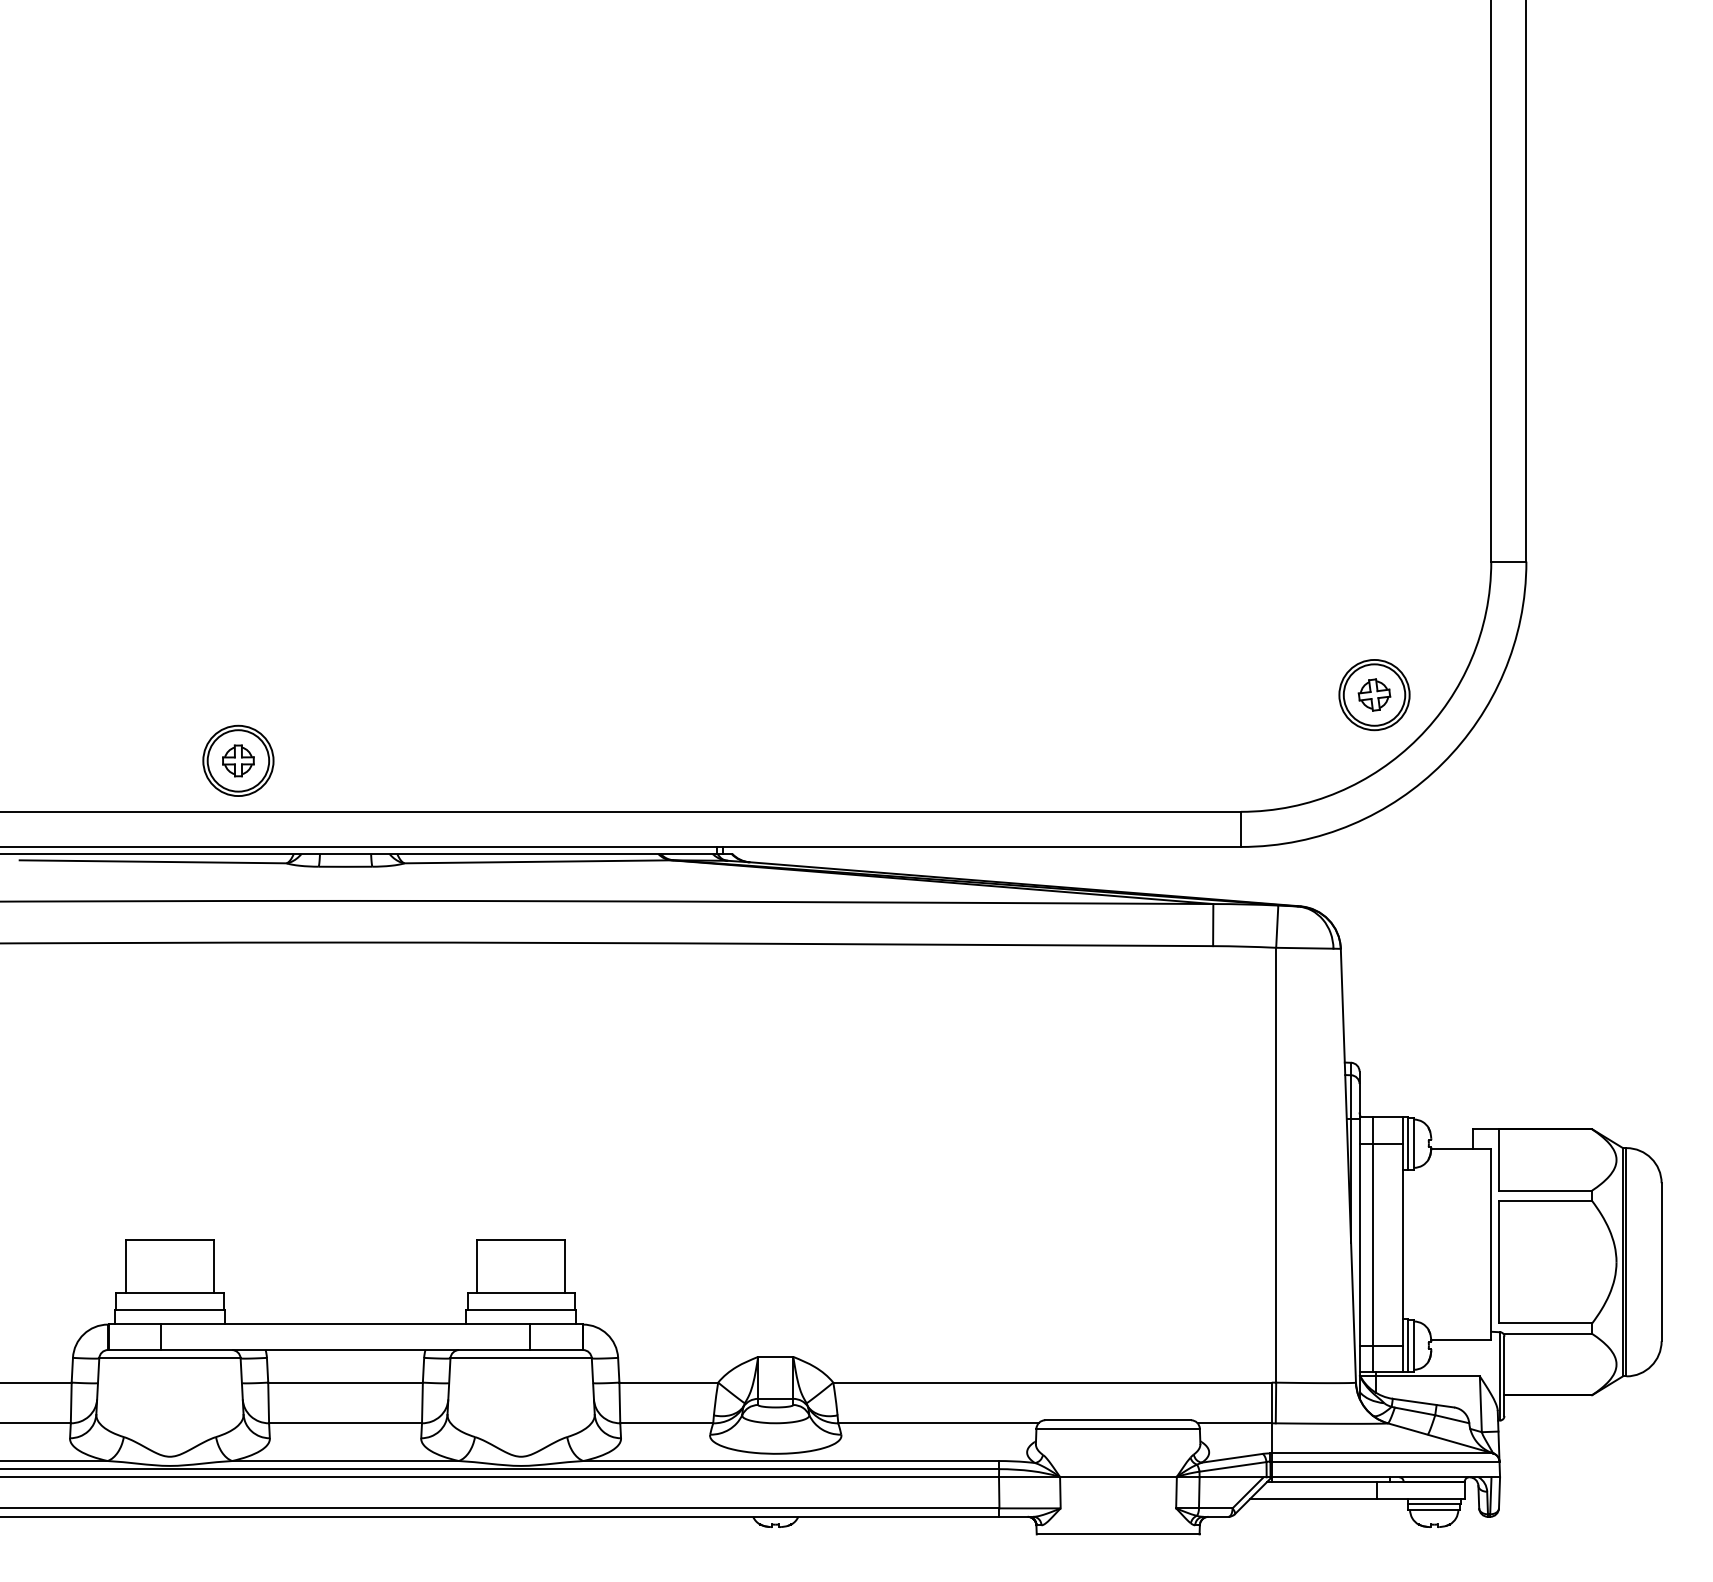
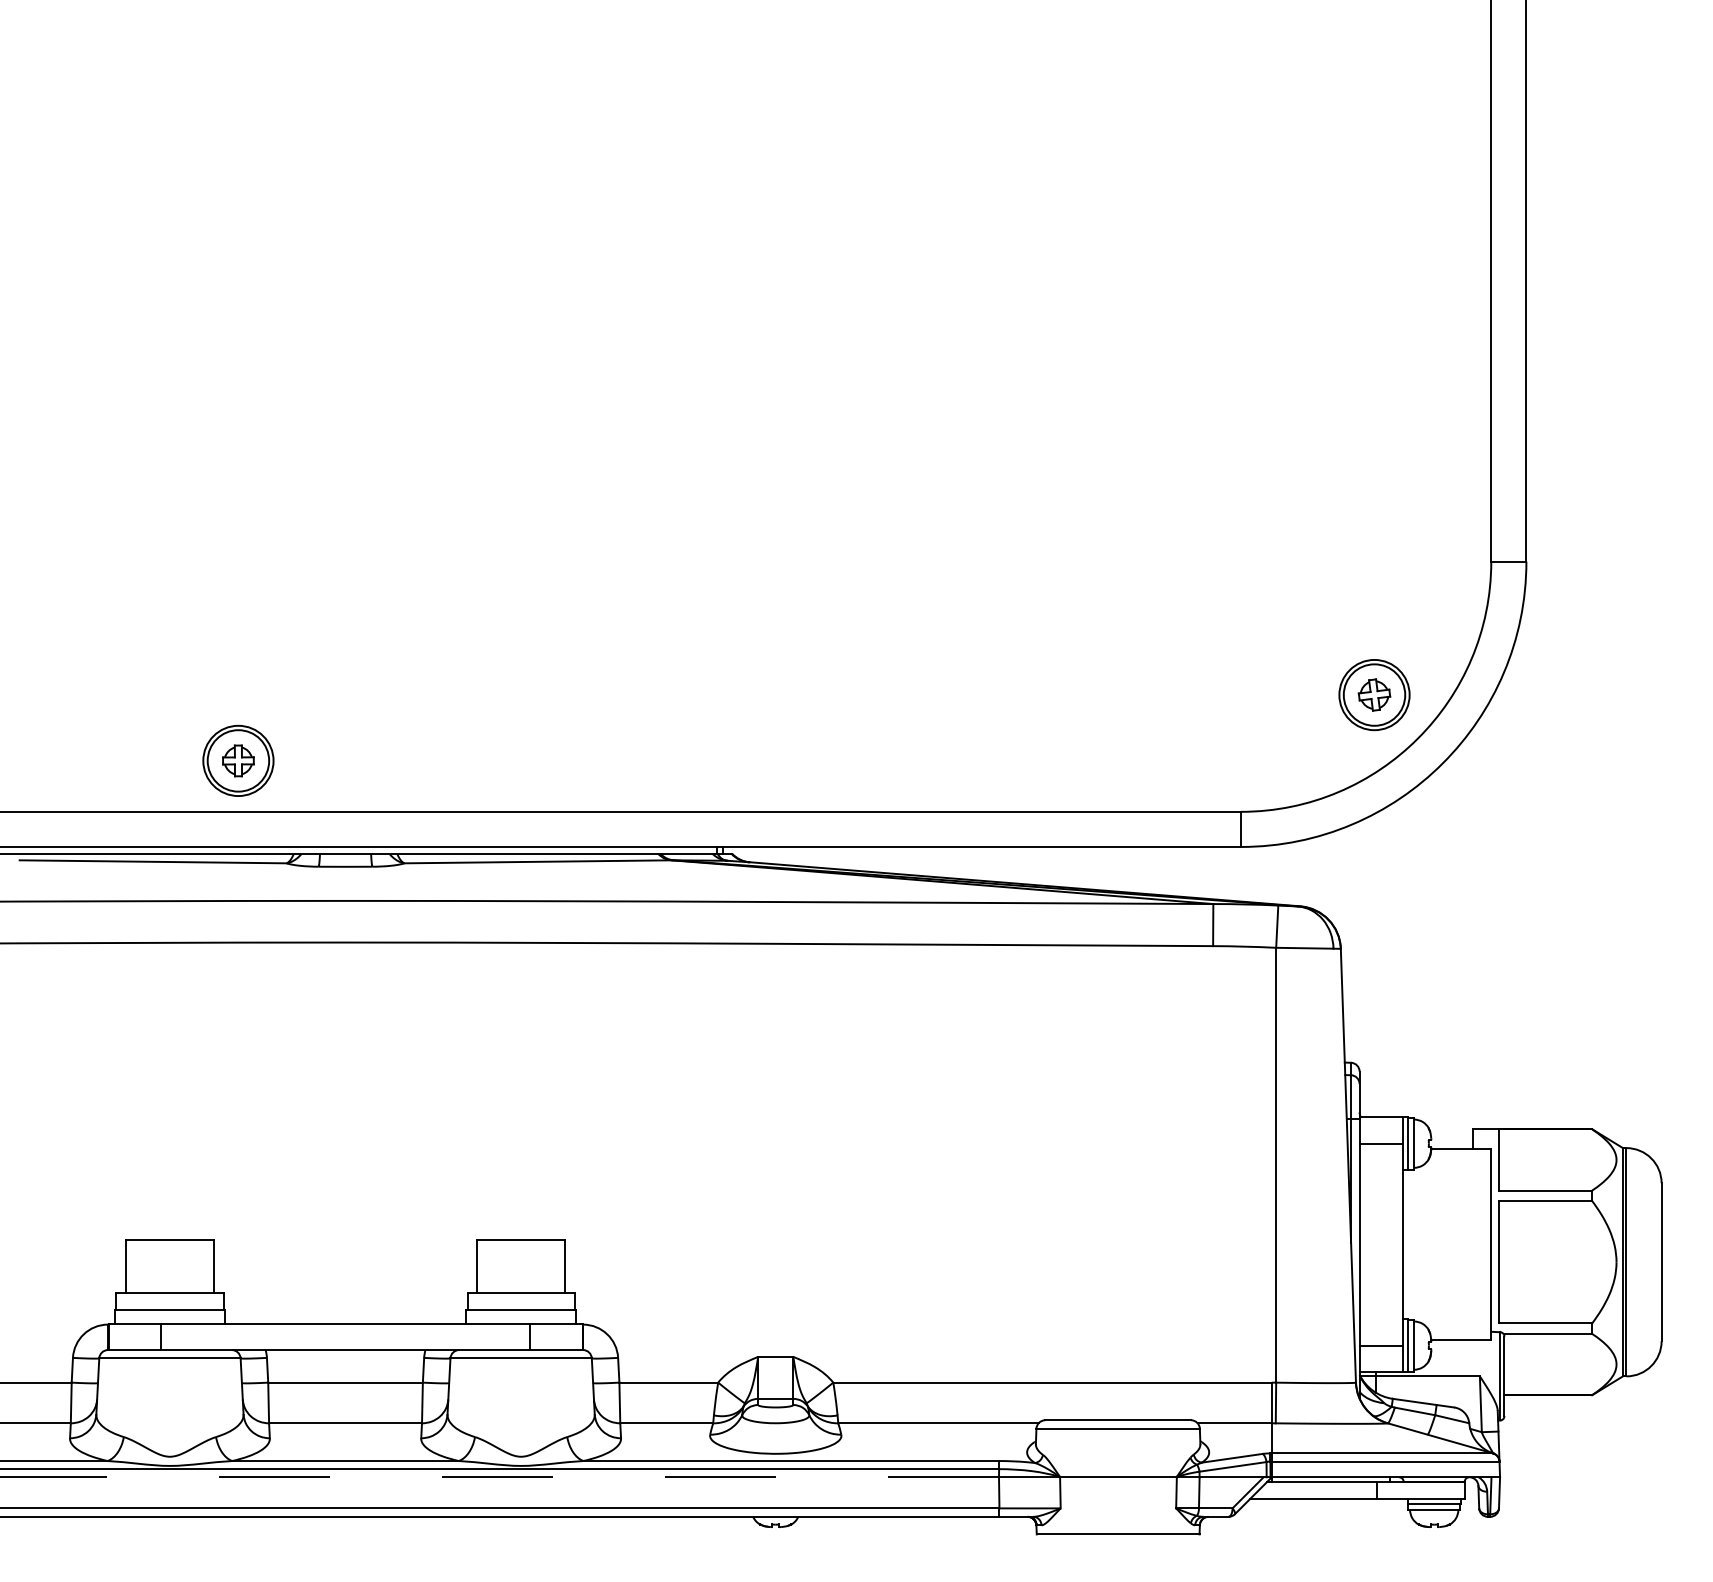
line: present -> none (1372, 1244)
line: solid -> dashed (499, 1477)
